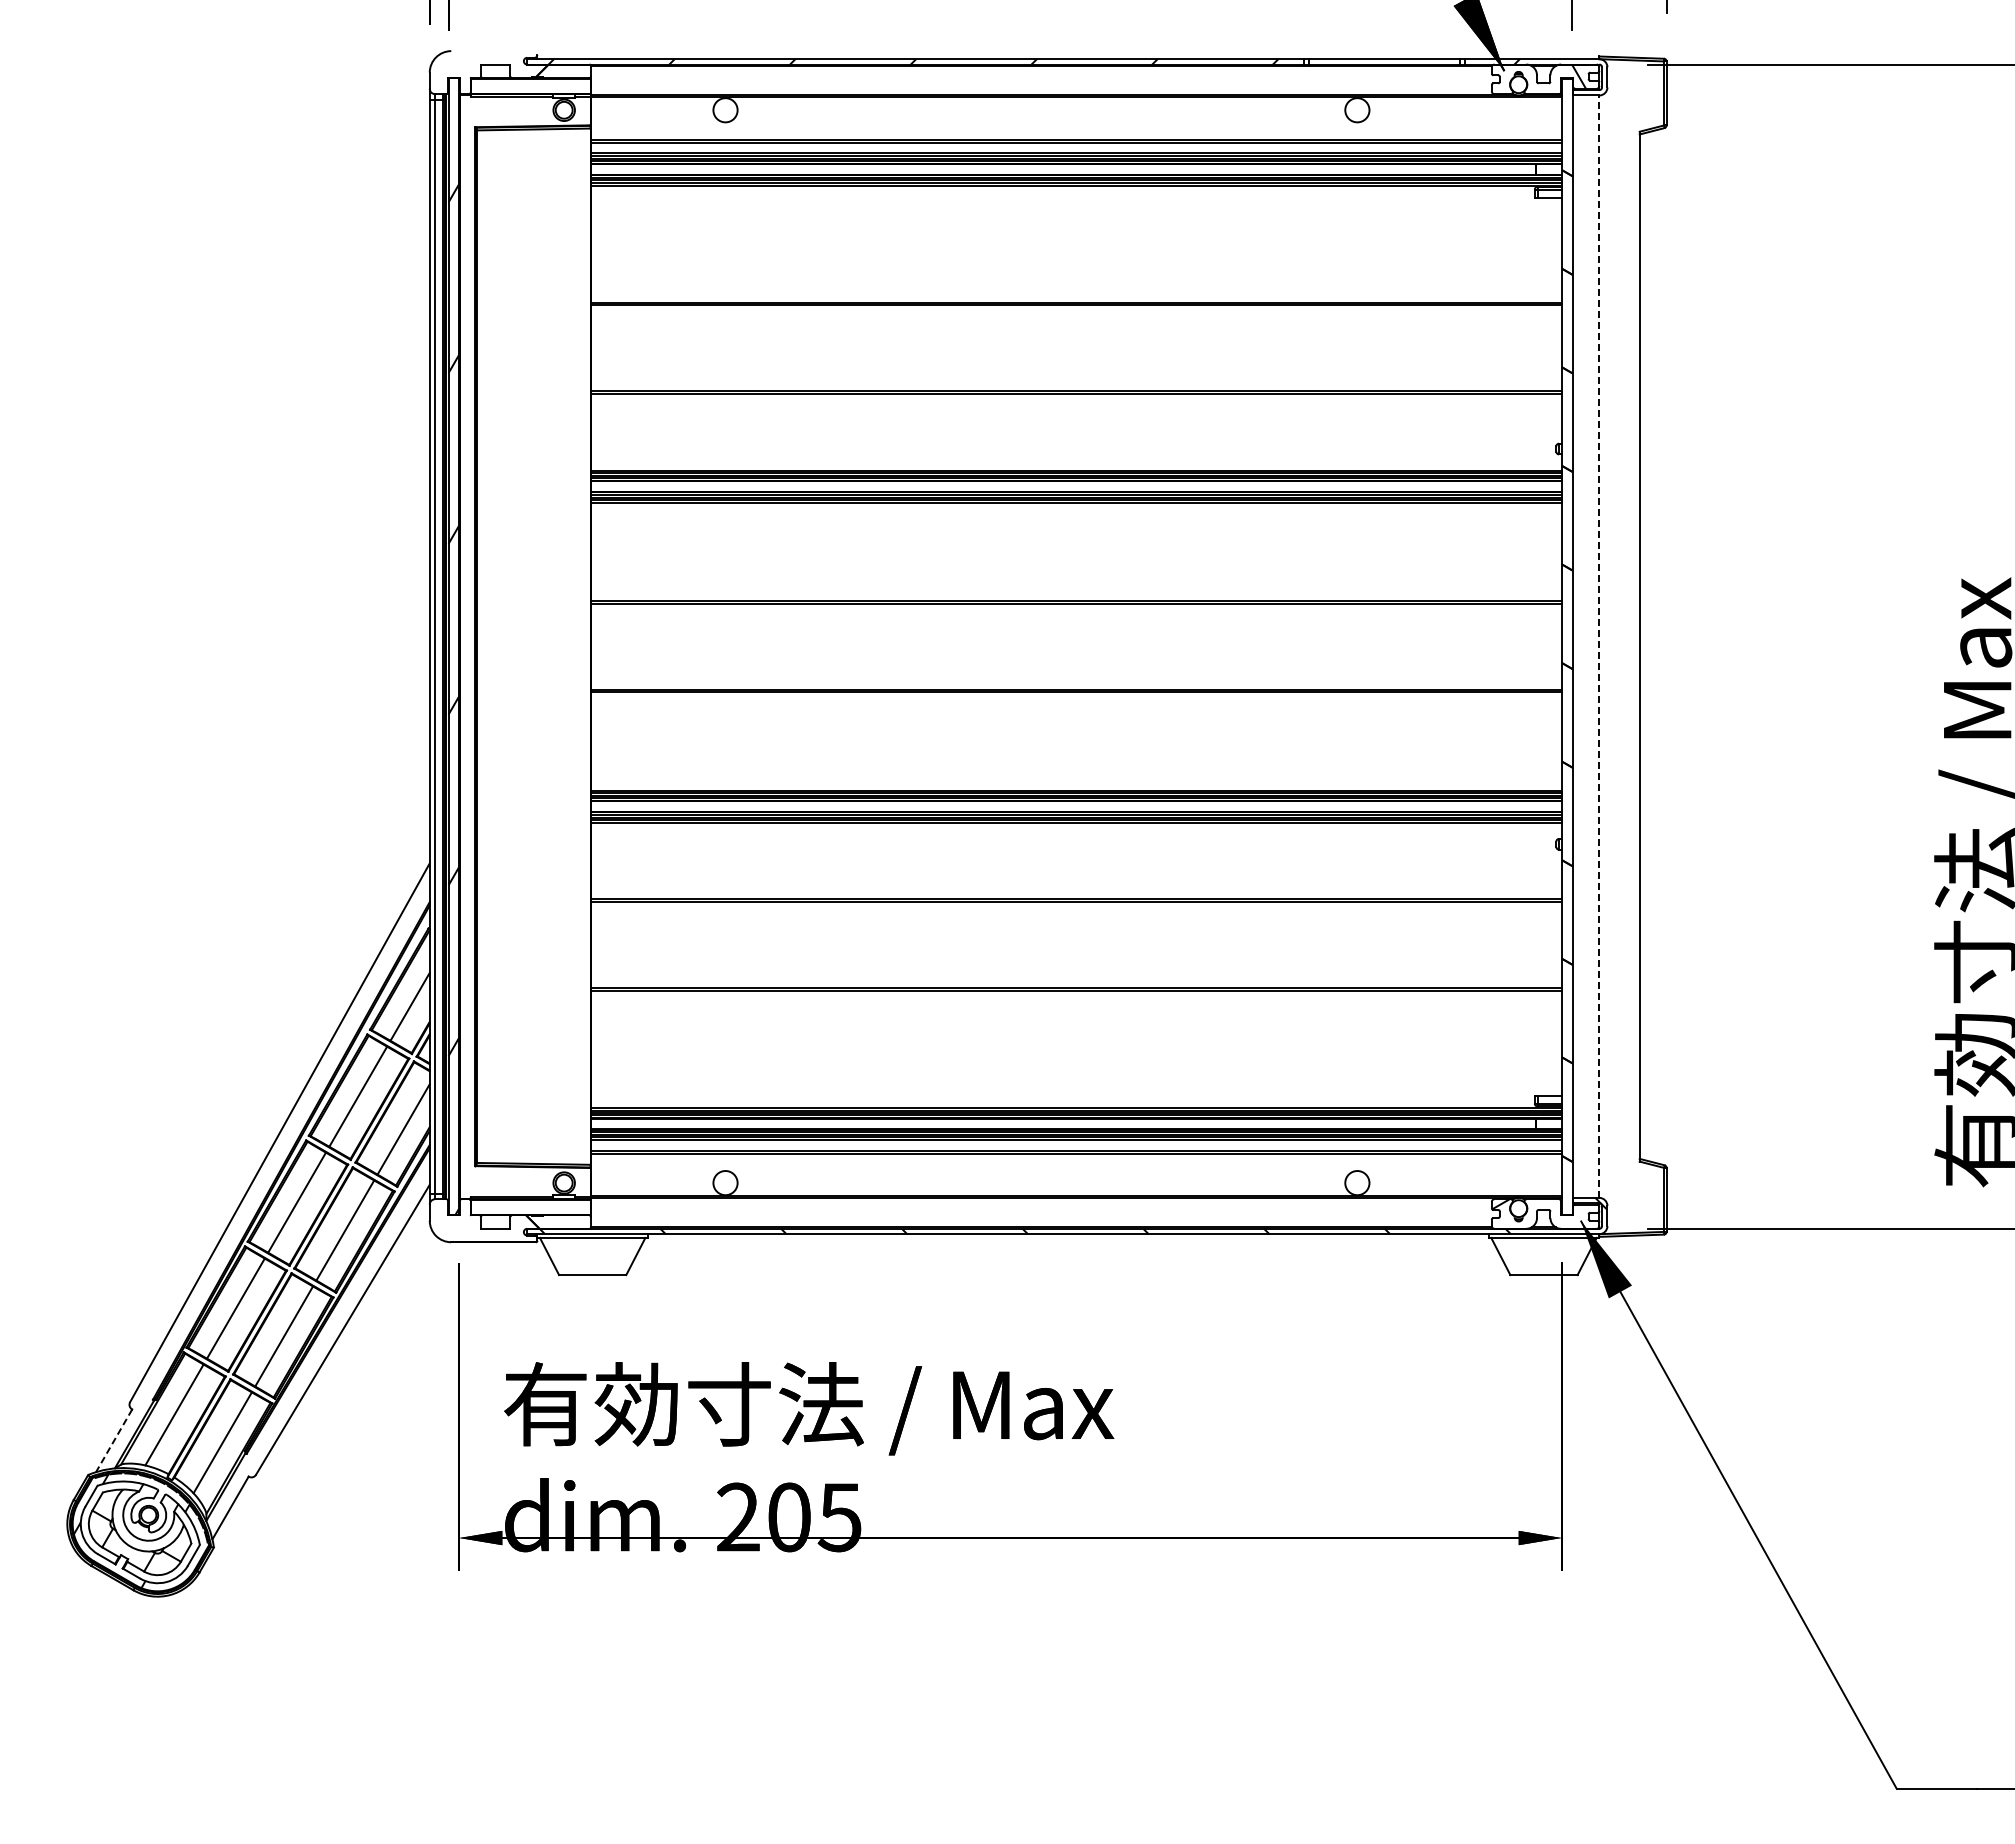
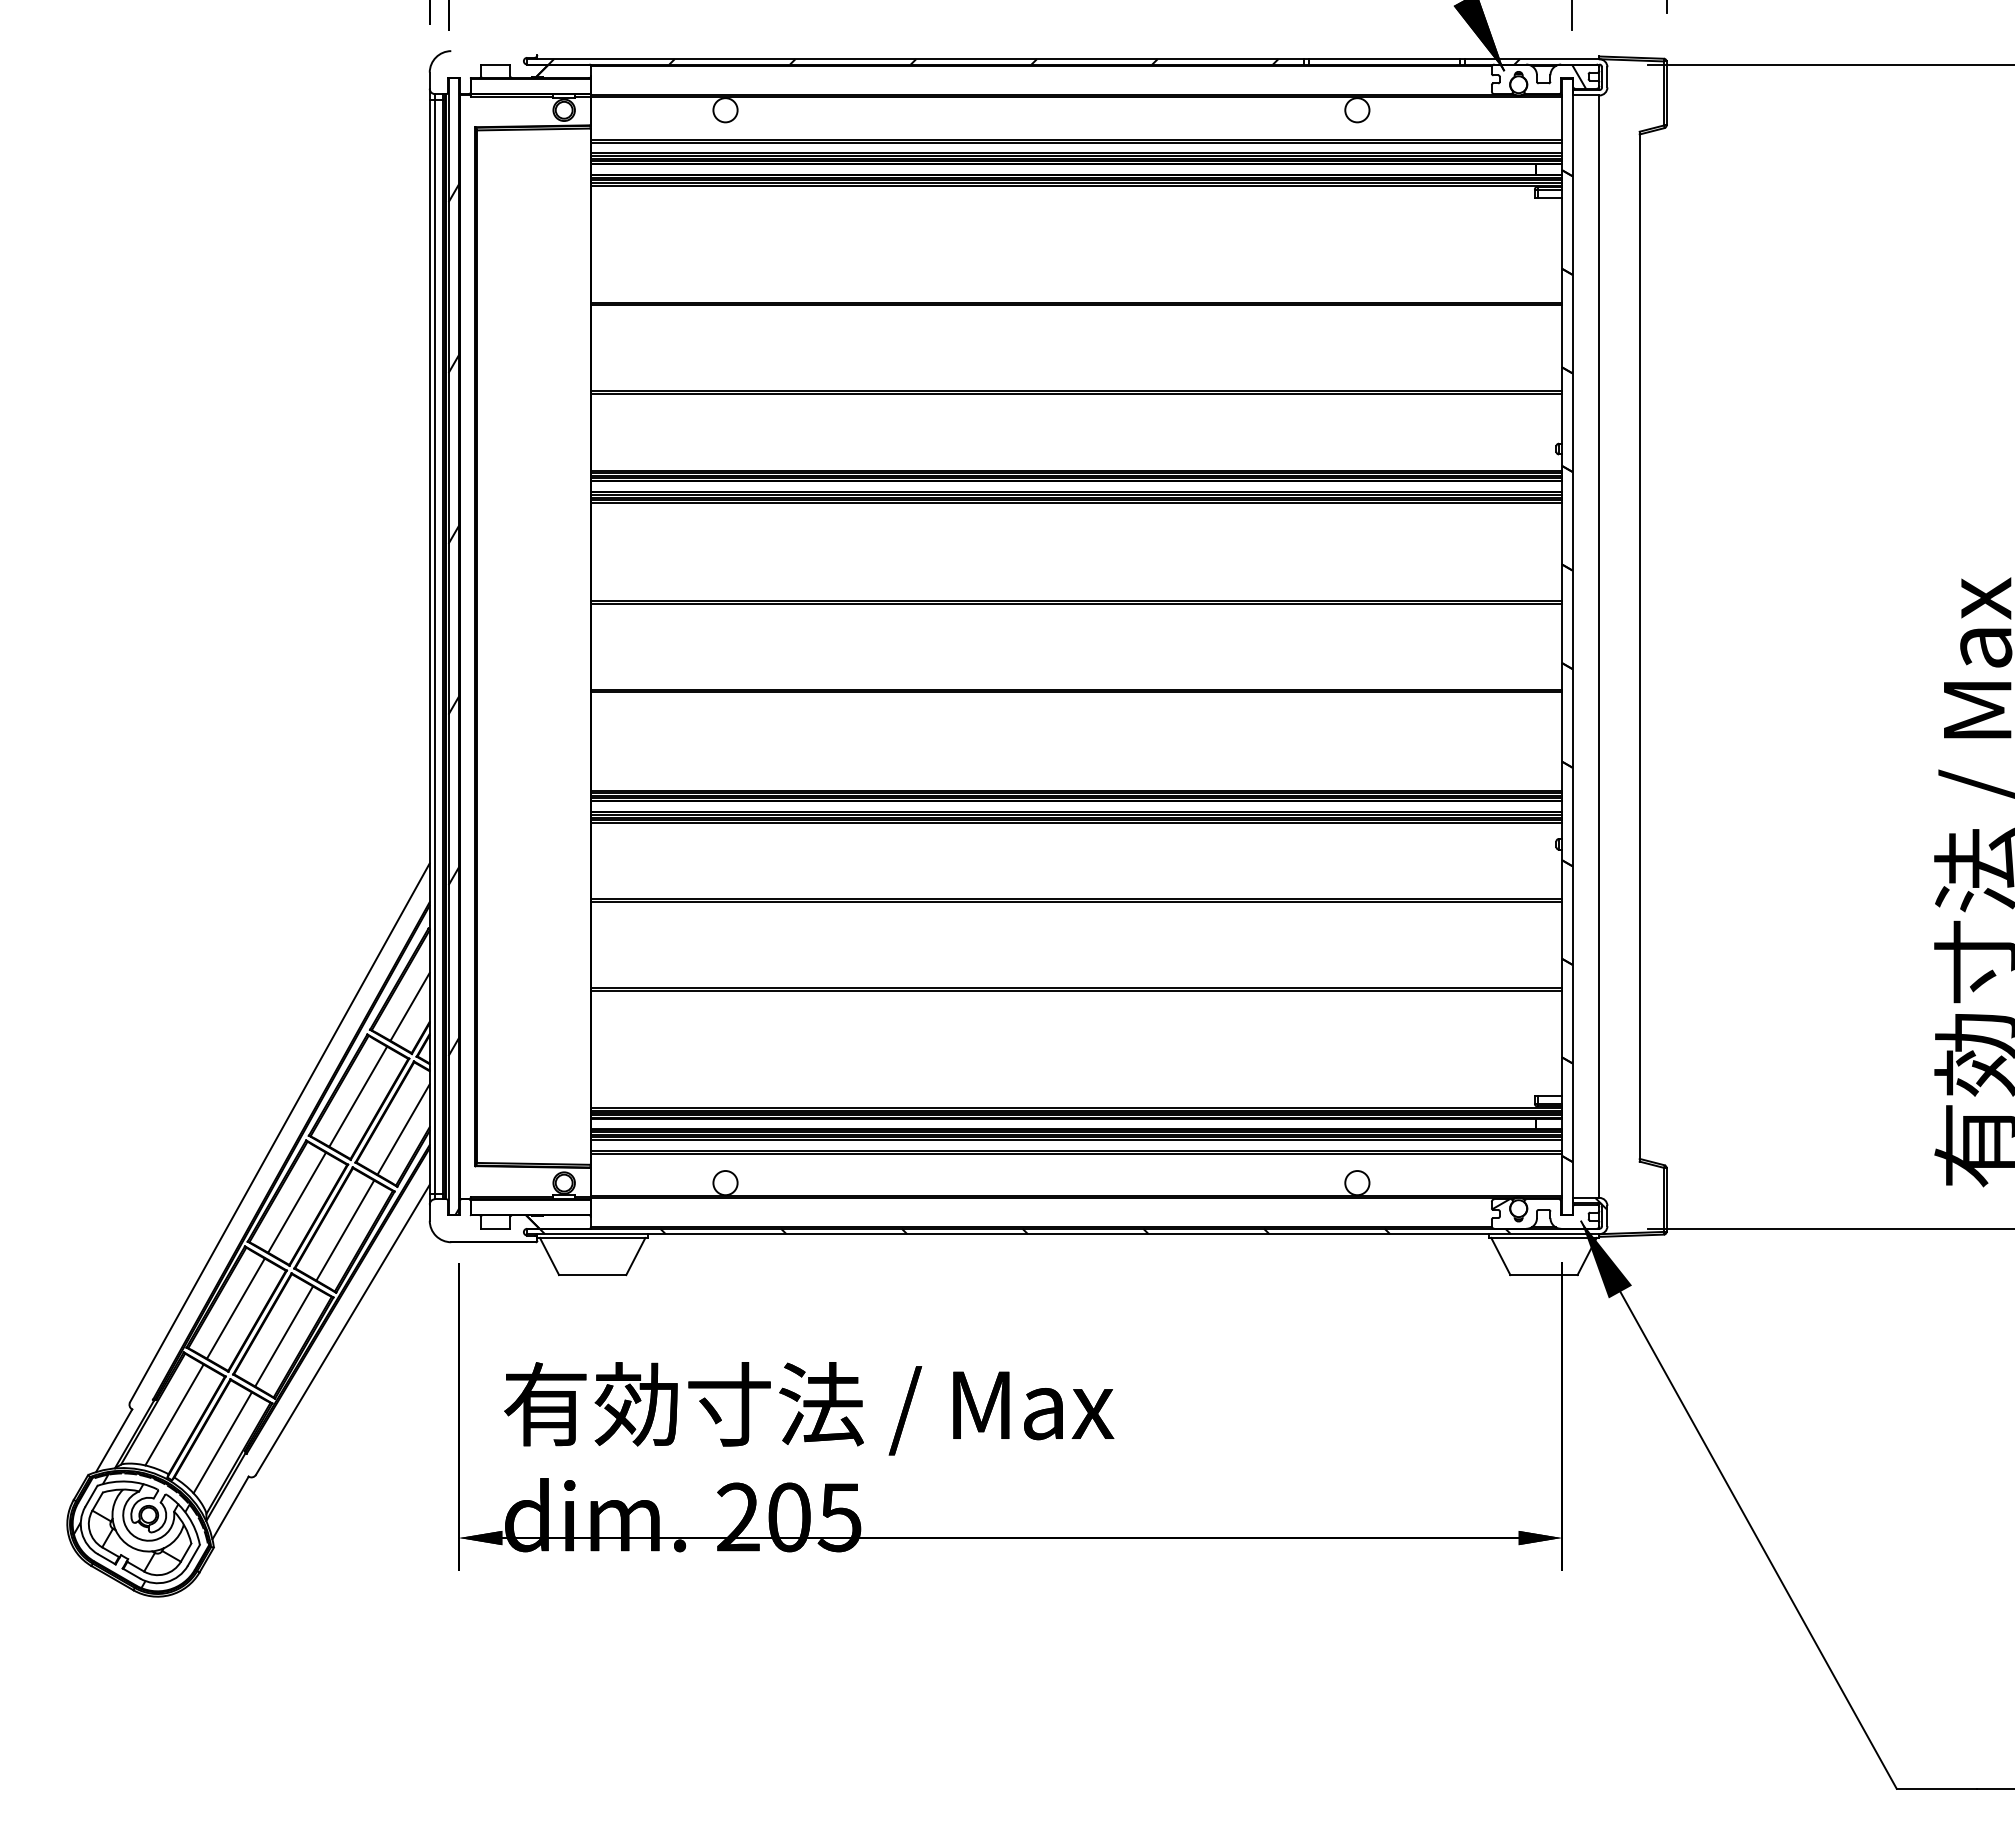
line: dashed -> solid (1599, 646)
line: dashed -> solid (113, 1441)
